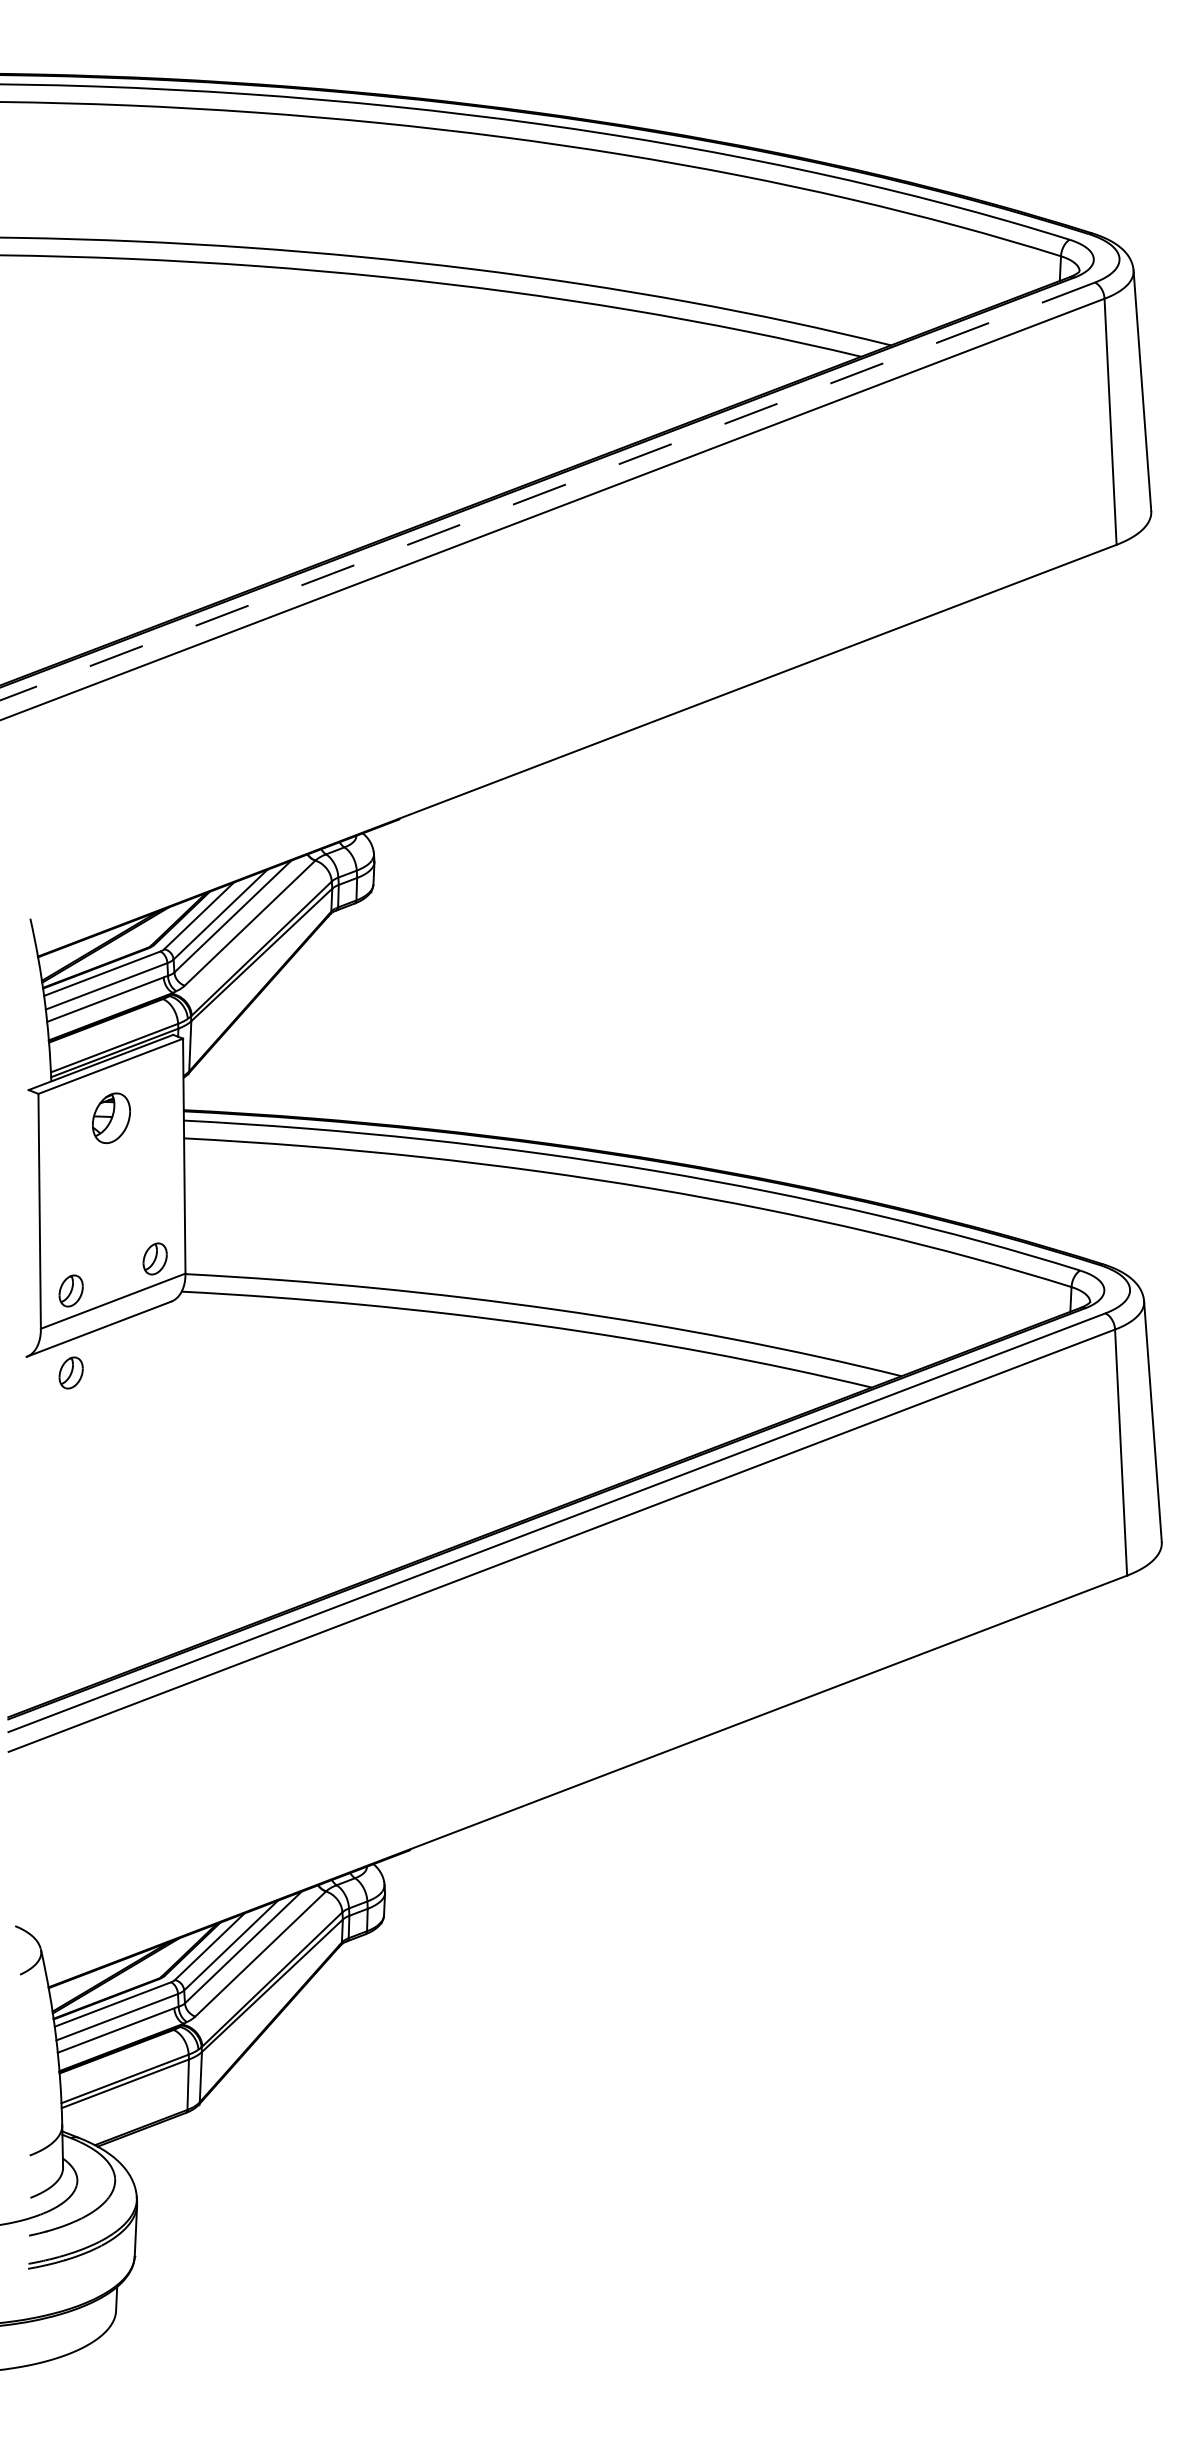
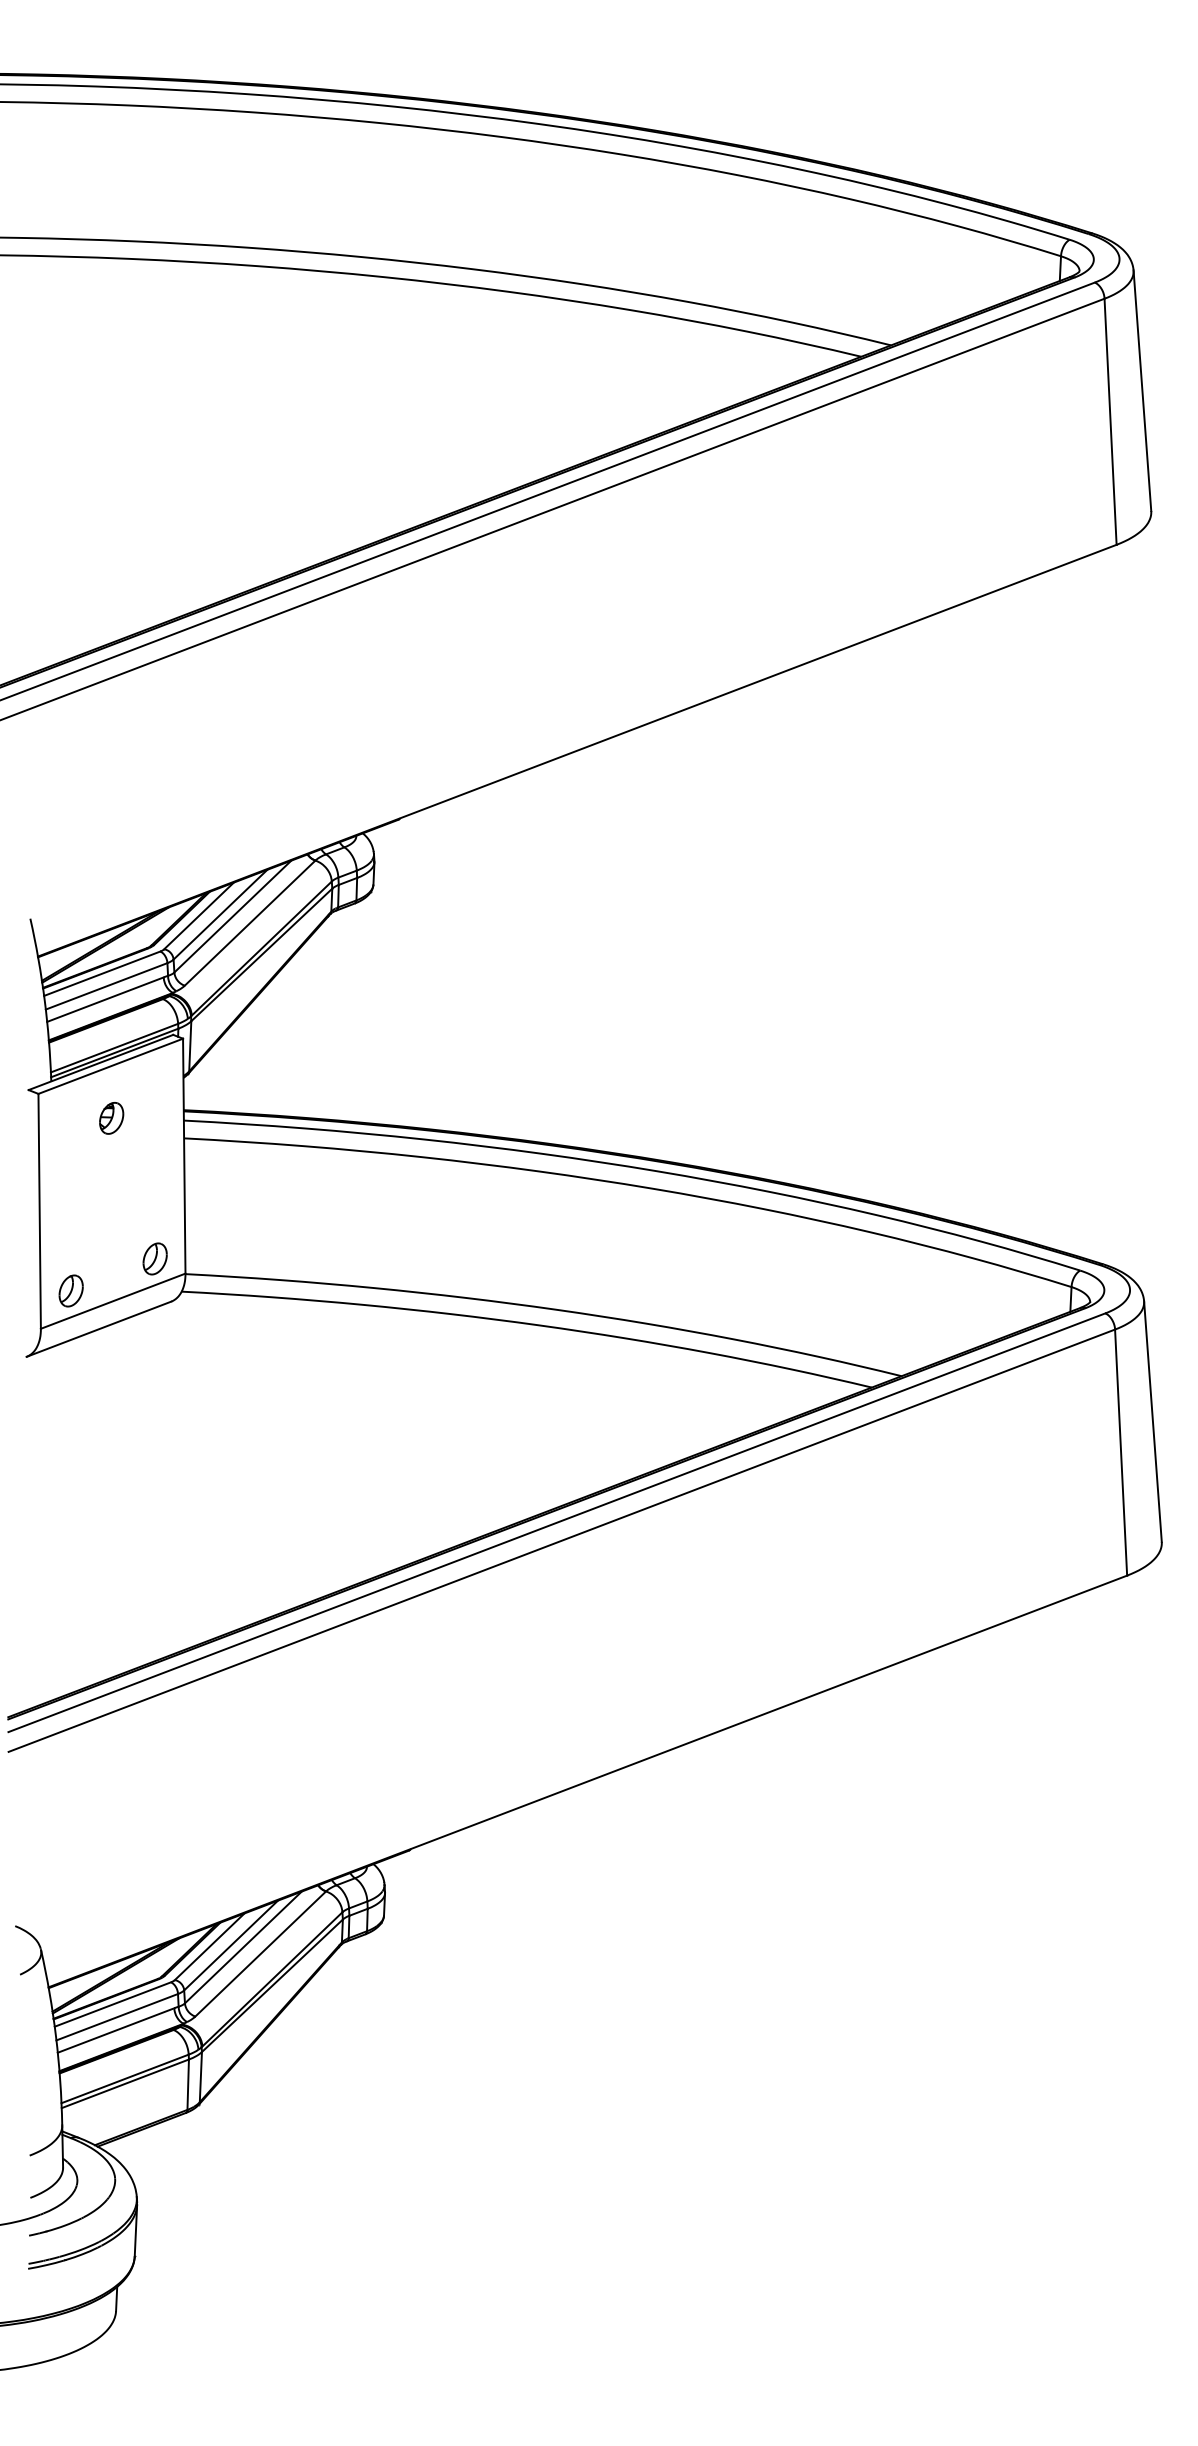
line: dashed -> solid (547, 491)
part size: 39x52 px -> 26x33 px (111, 1118)
part: present -> none (70, 1372)
